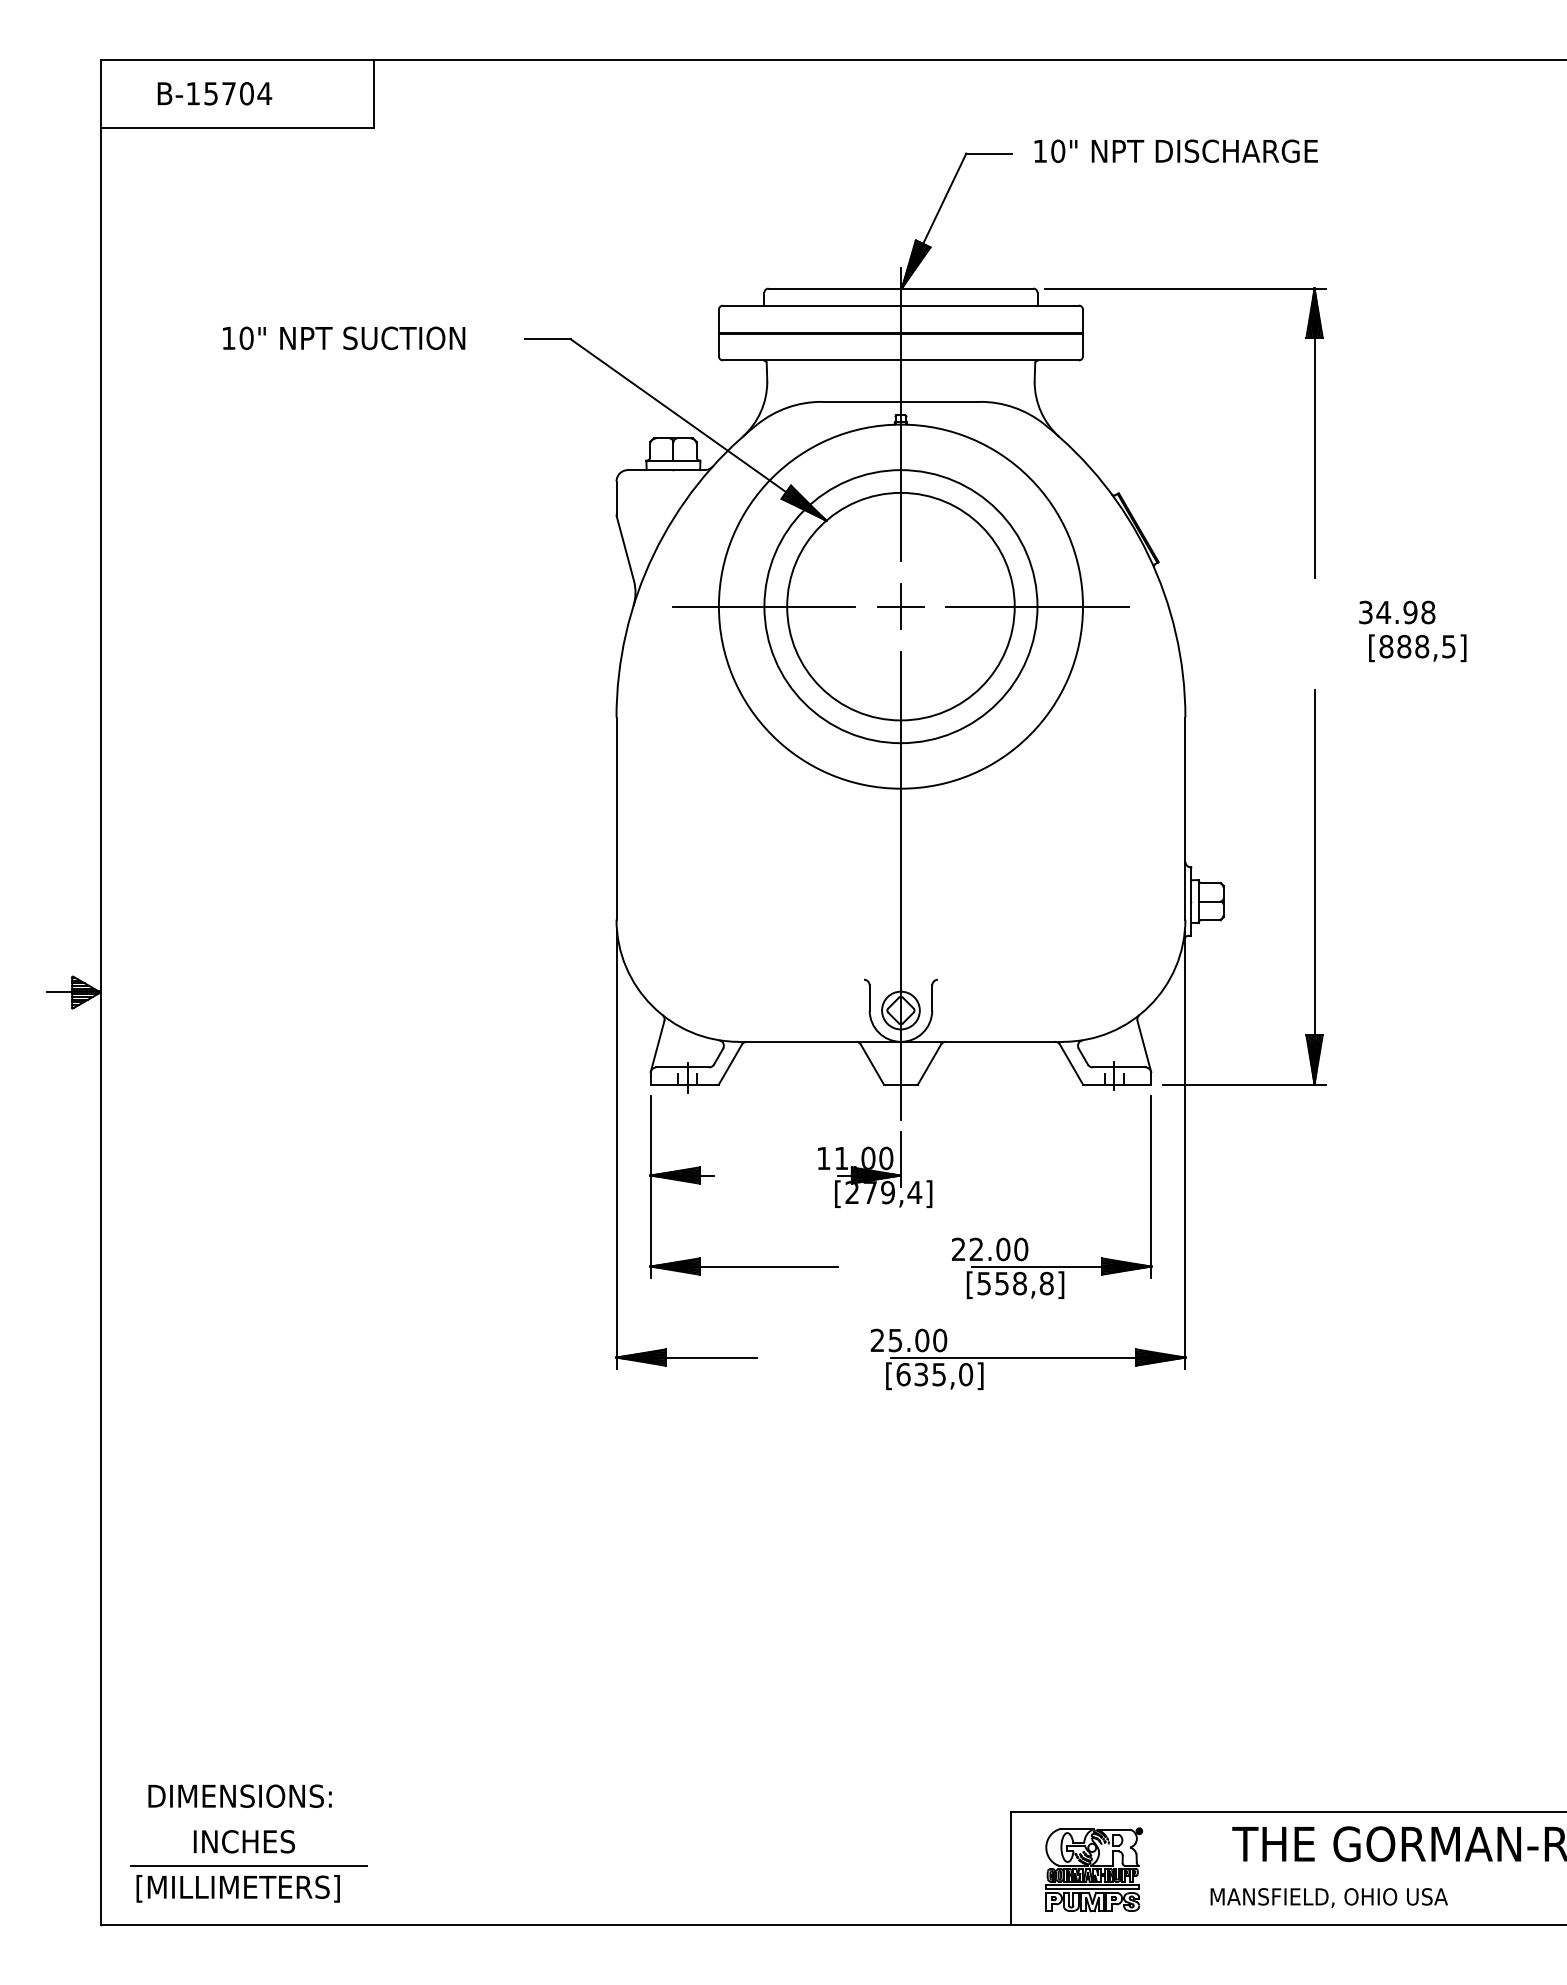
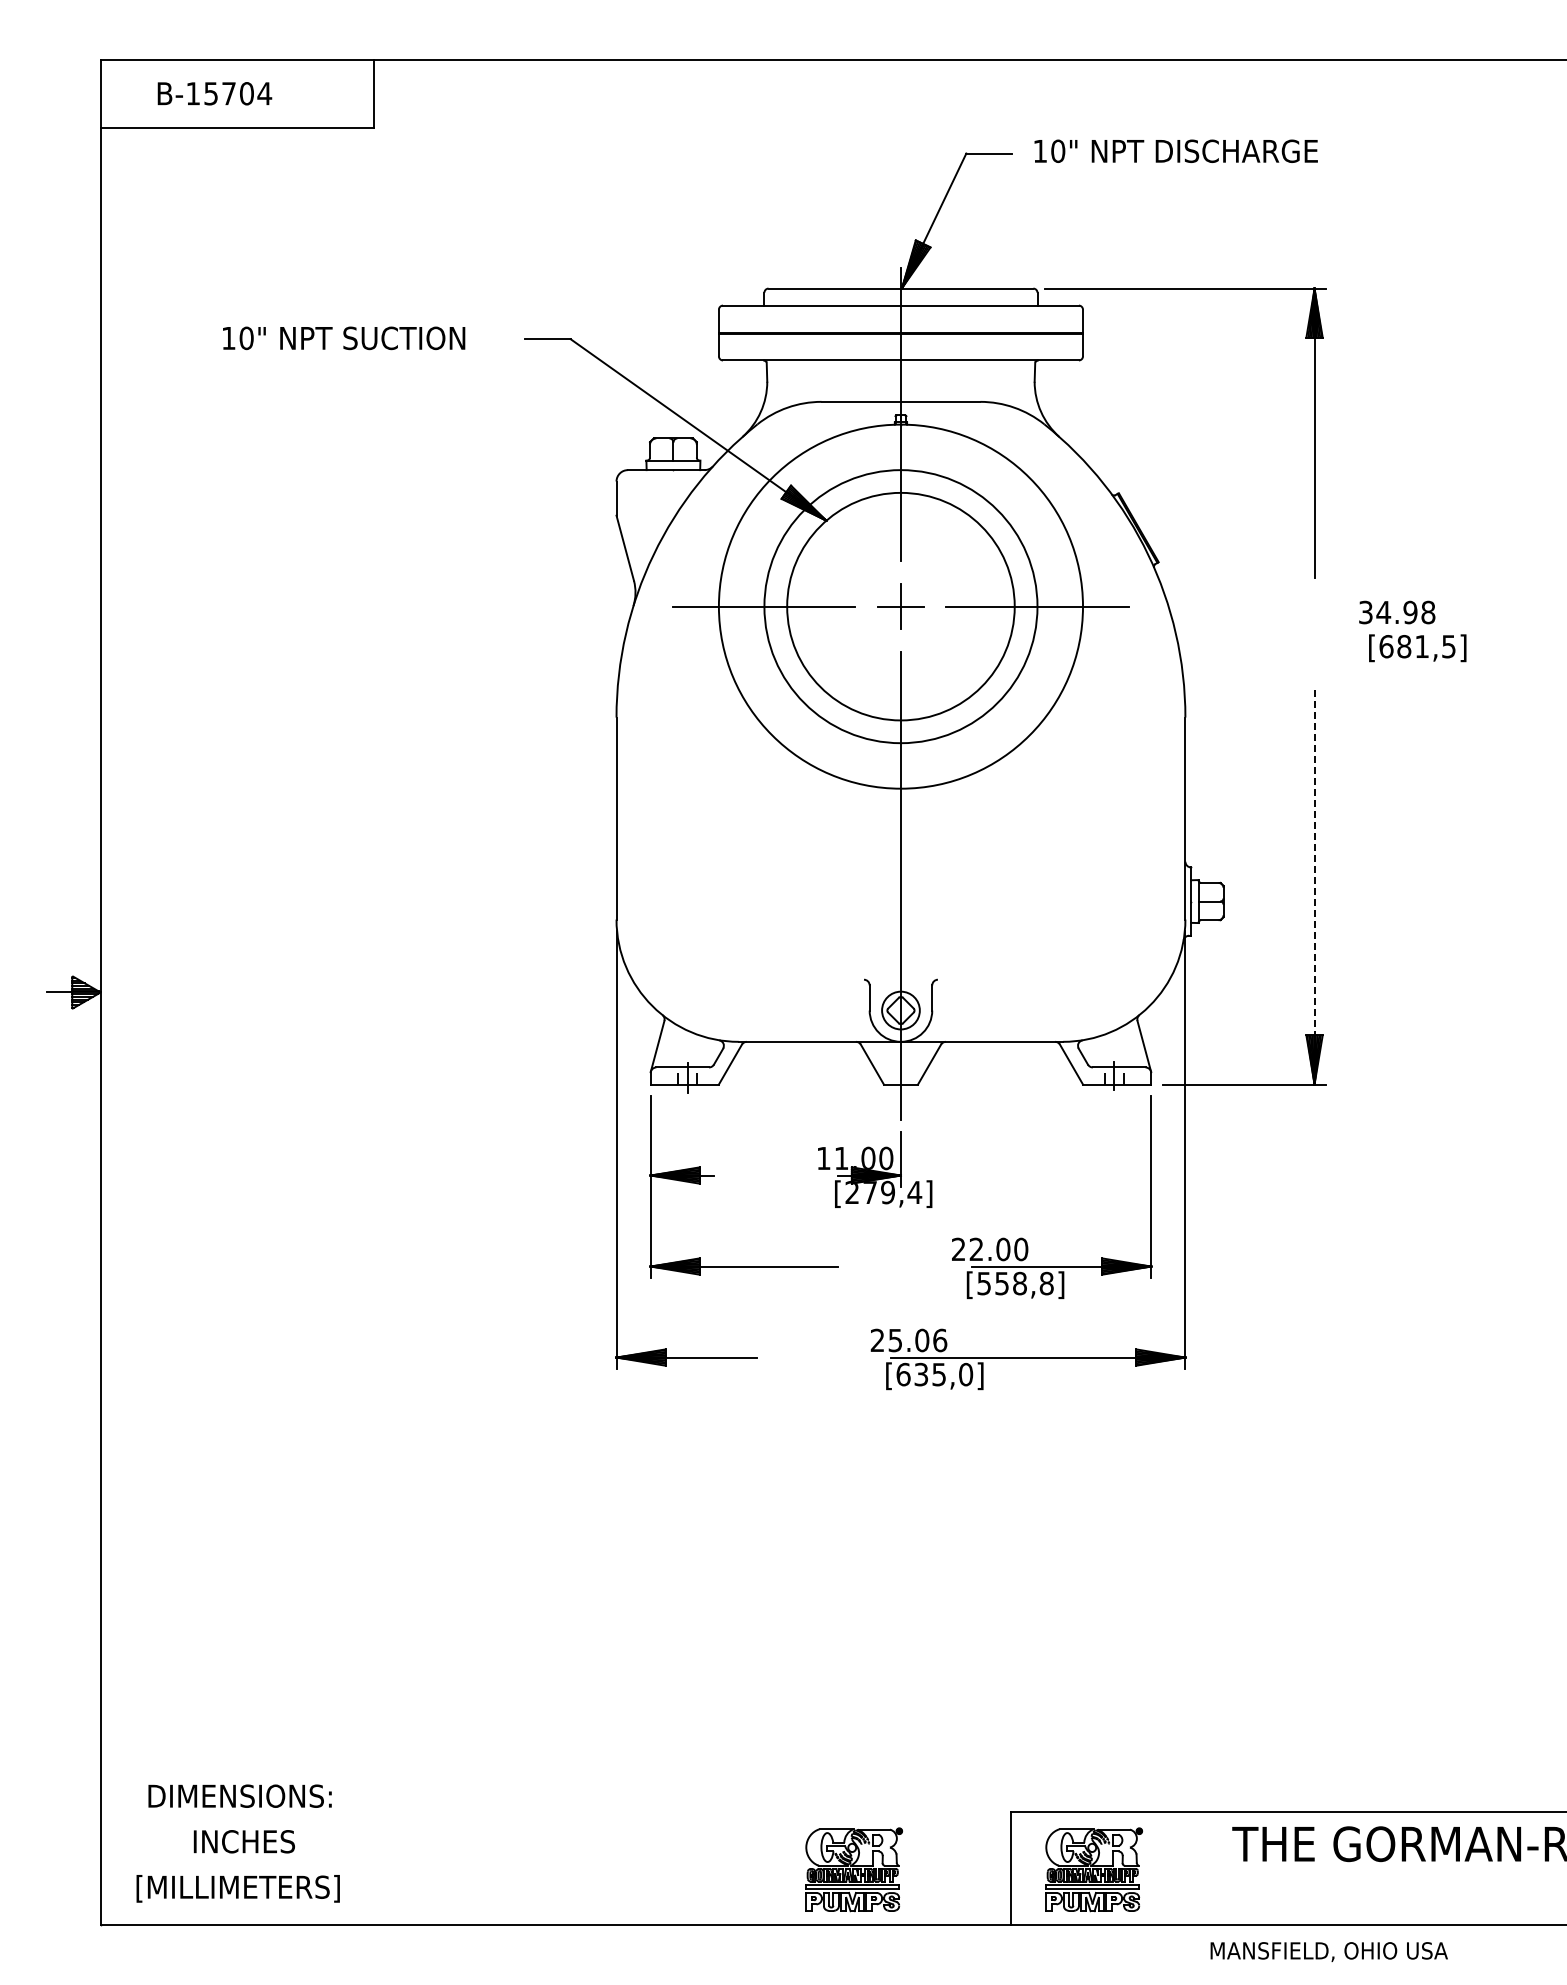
text: [888,5] -> [681,5] (1404, 646)
line: solid -> dashed (1314, 887)
text: 25.00 -> 25.06 (940, 1339)
line: present -> none (249, 1866)
part: none -> present (854, 1869)
text position: (1328, 1897) -> (1328, 1951) (1328, 1951)
